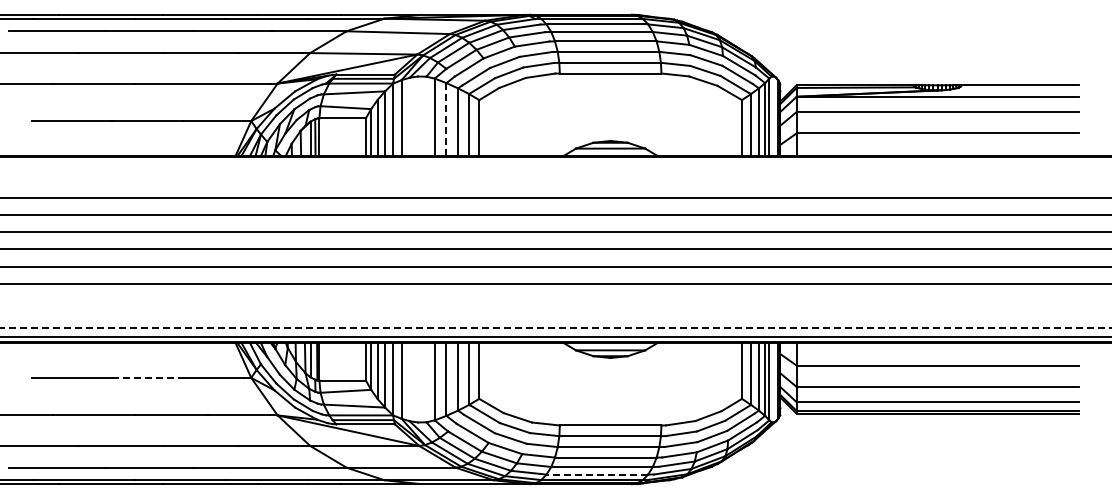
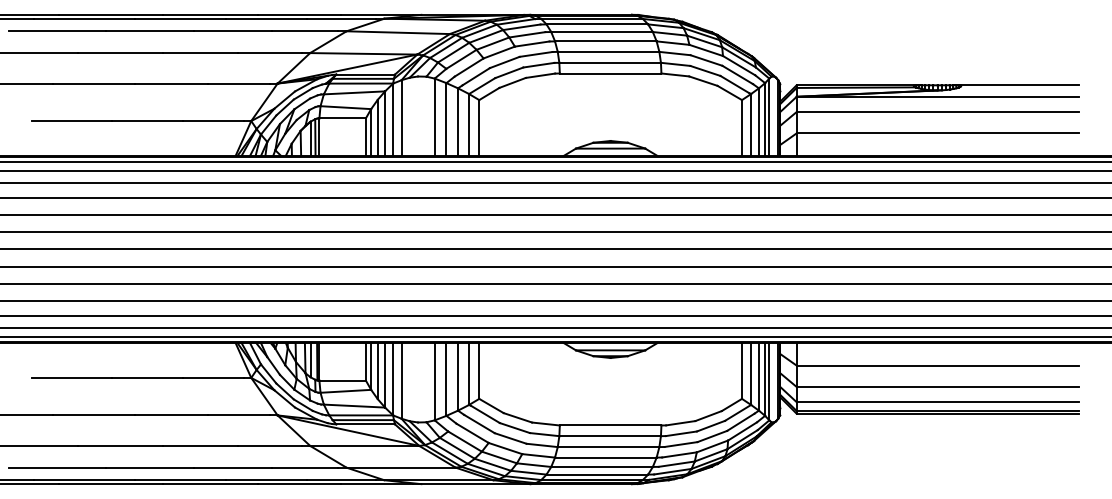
line: dashed -> solid (446, 119)
line: none -> present (555, 162)
line: none -> present (555, 170)
line: none -> present (555, 183)
line: none -> present (555, 300)
line: none -> present (555, 315)
line: dashed -> solid (555, 328)
line: dashed -> solid (148, 377)
line: dashed -> solid (597, 474)
